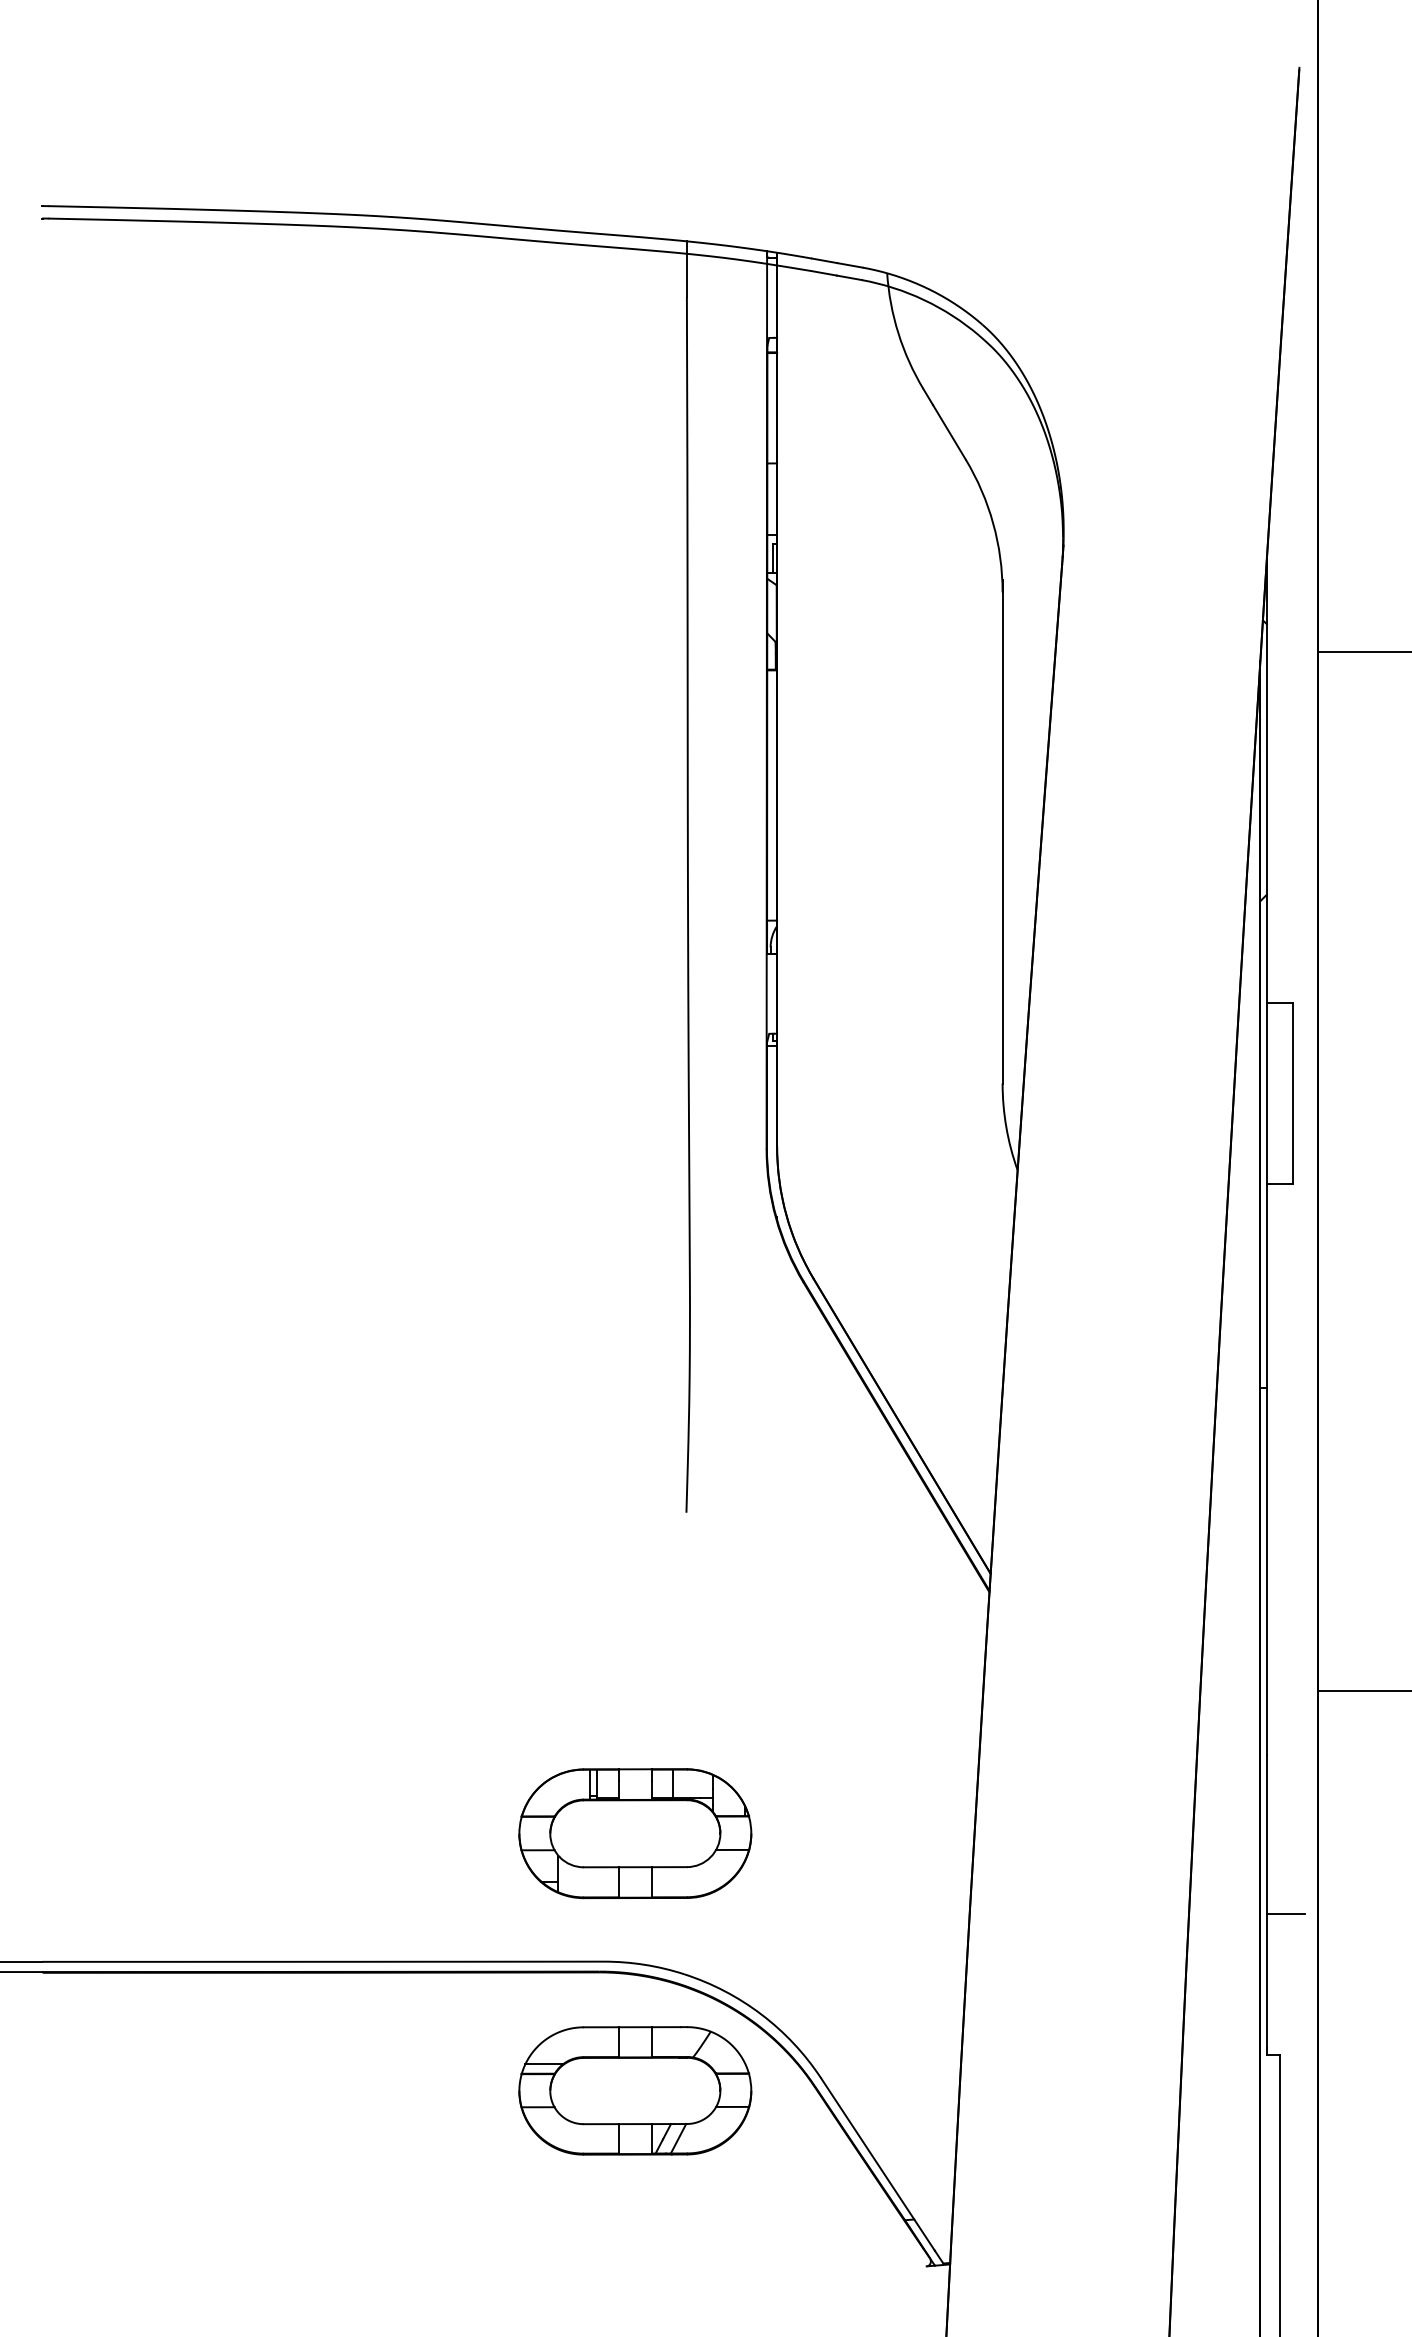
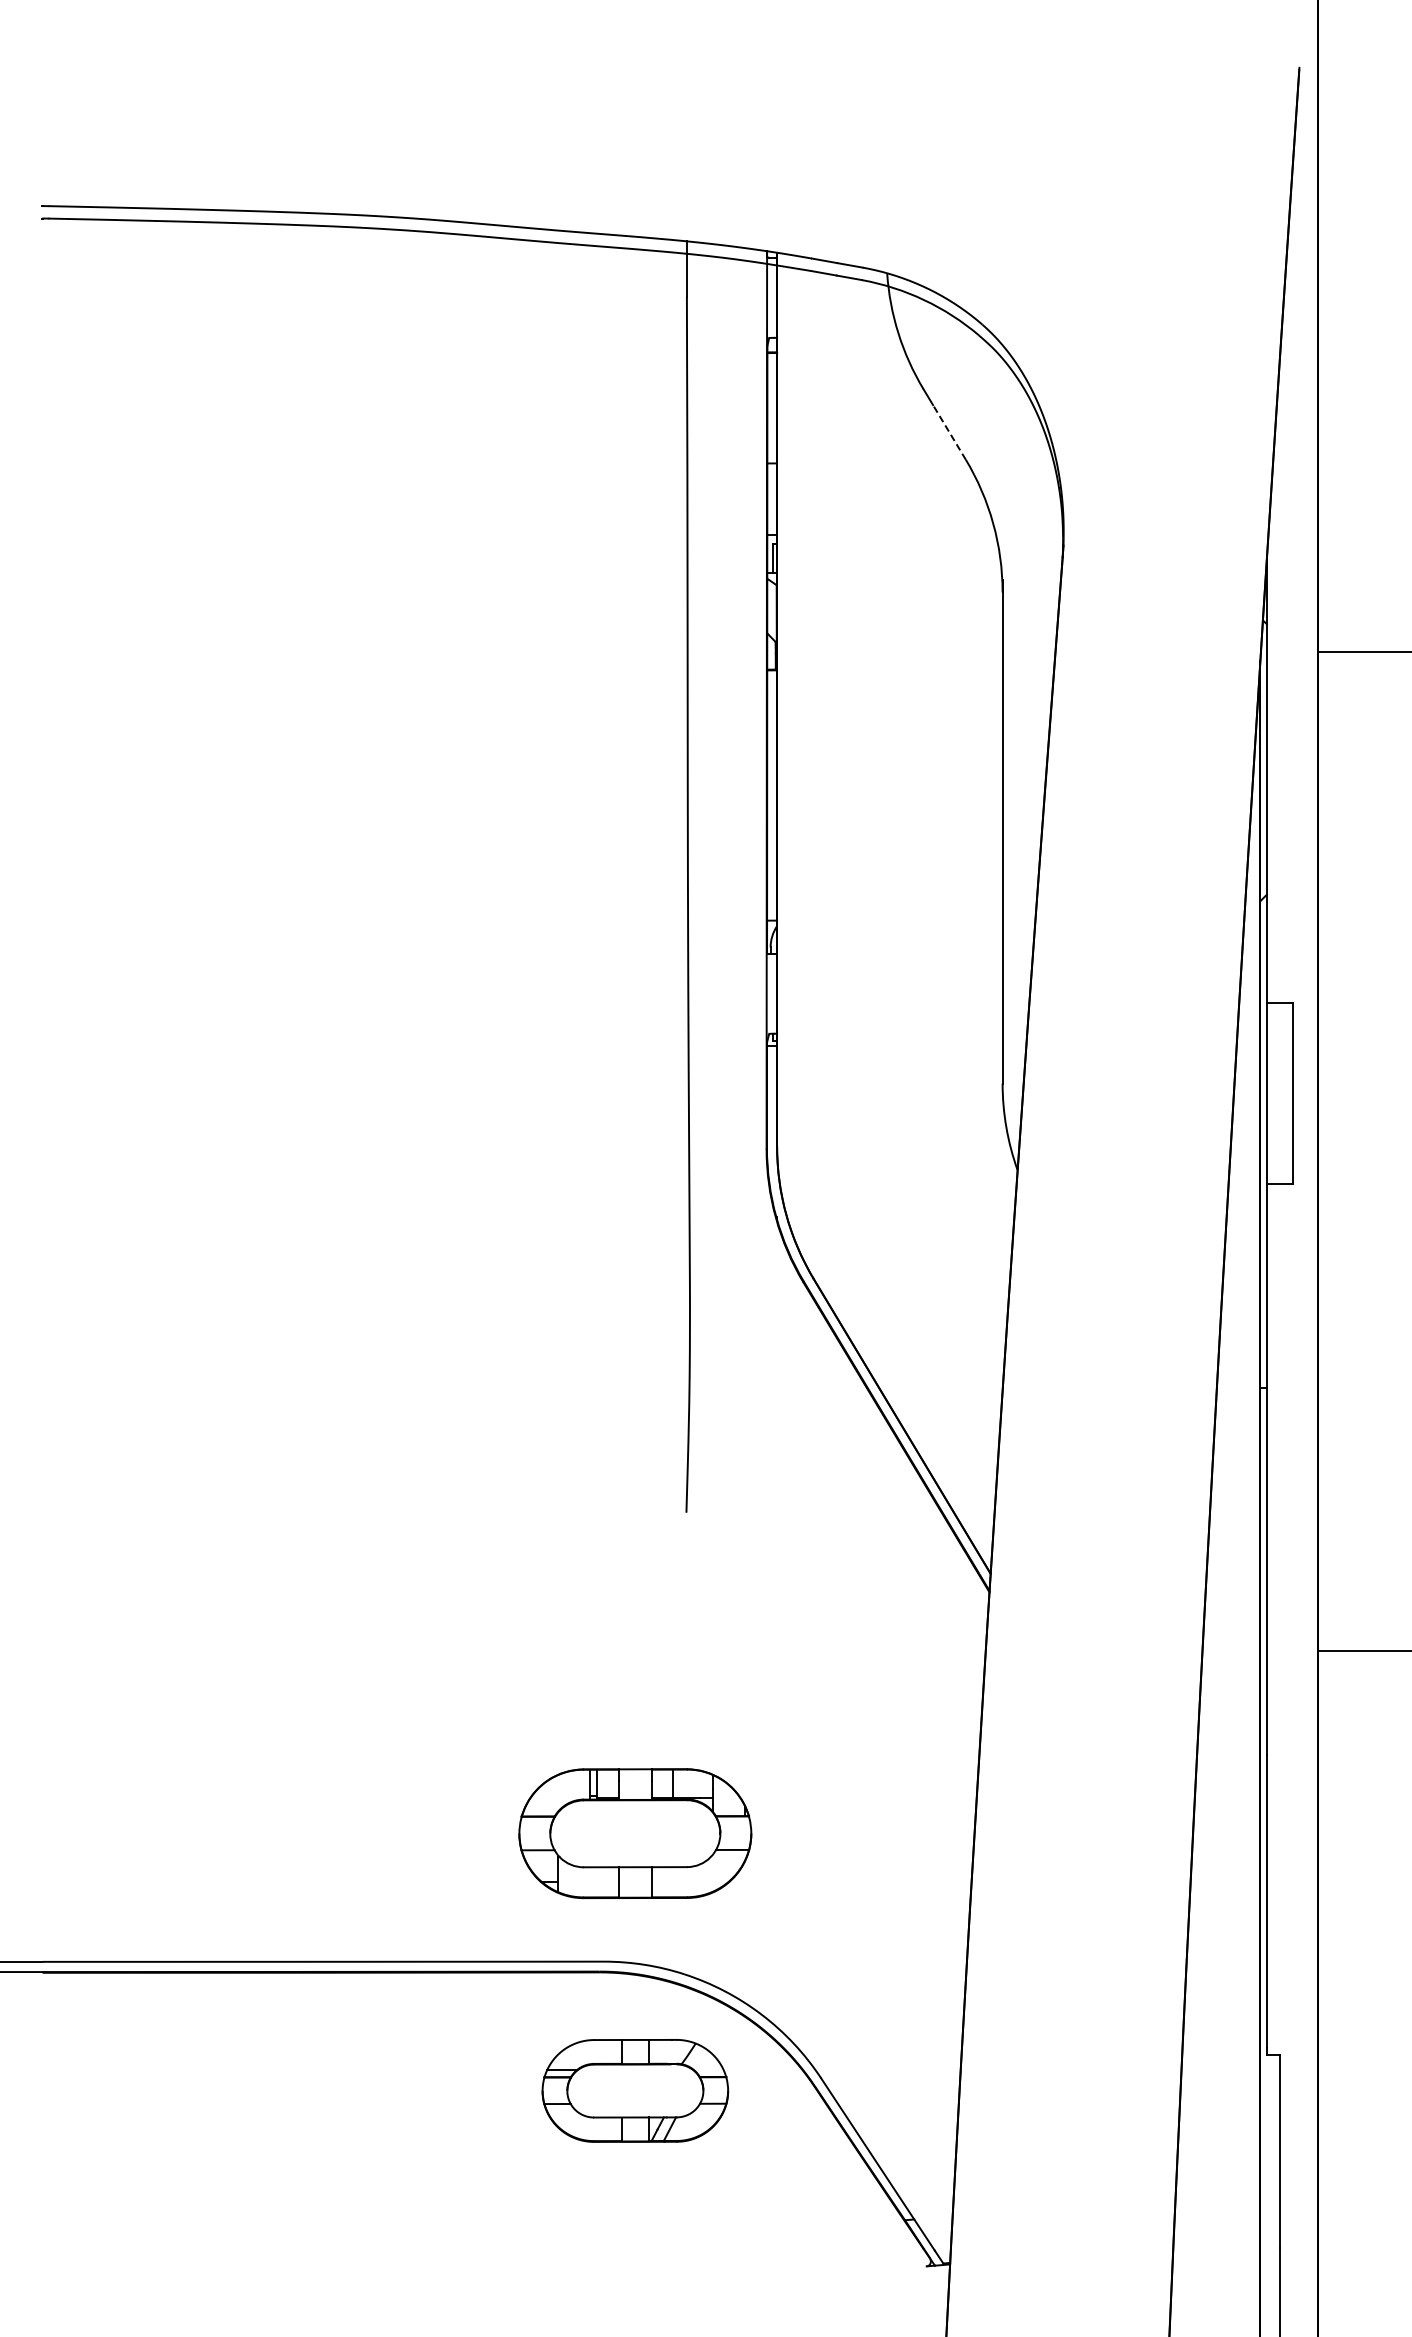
line: solid -> dashed (949, 432)
line position: (1363, 1690) -> (1363, 1650) (1363, 1650)
line: present -> none (1285, 1913)
part size: 235x130 px -> 189x104 px (635, 2090)
